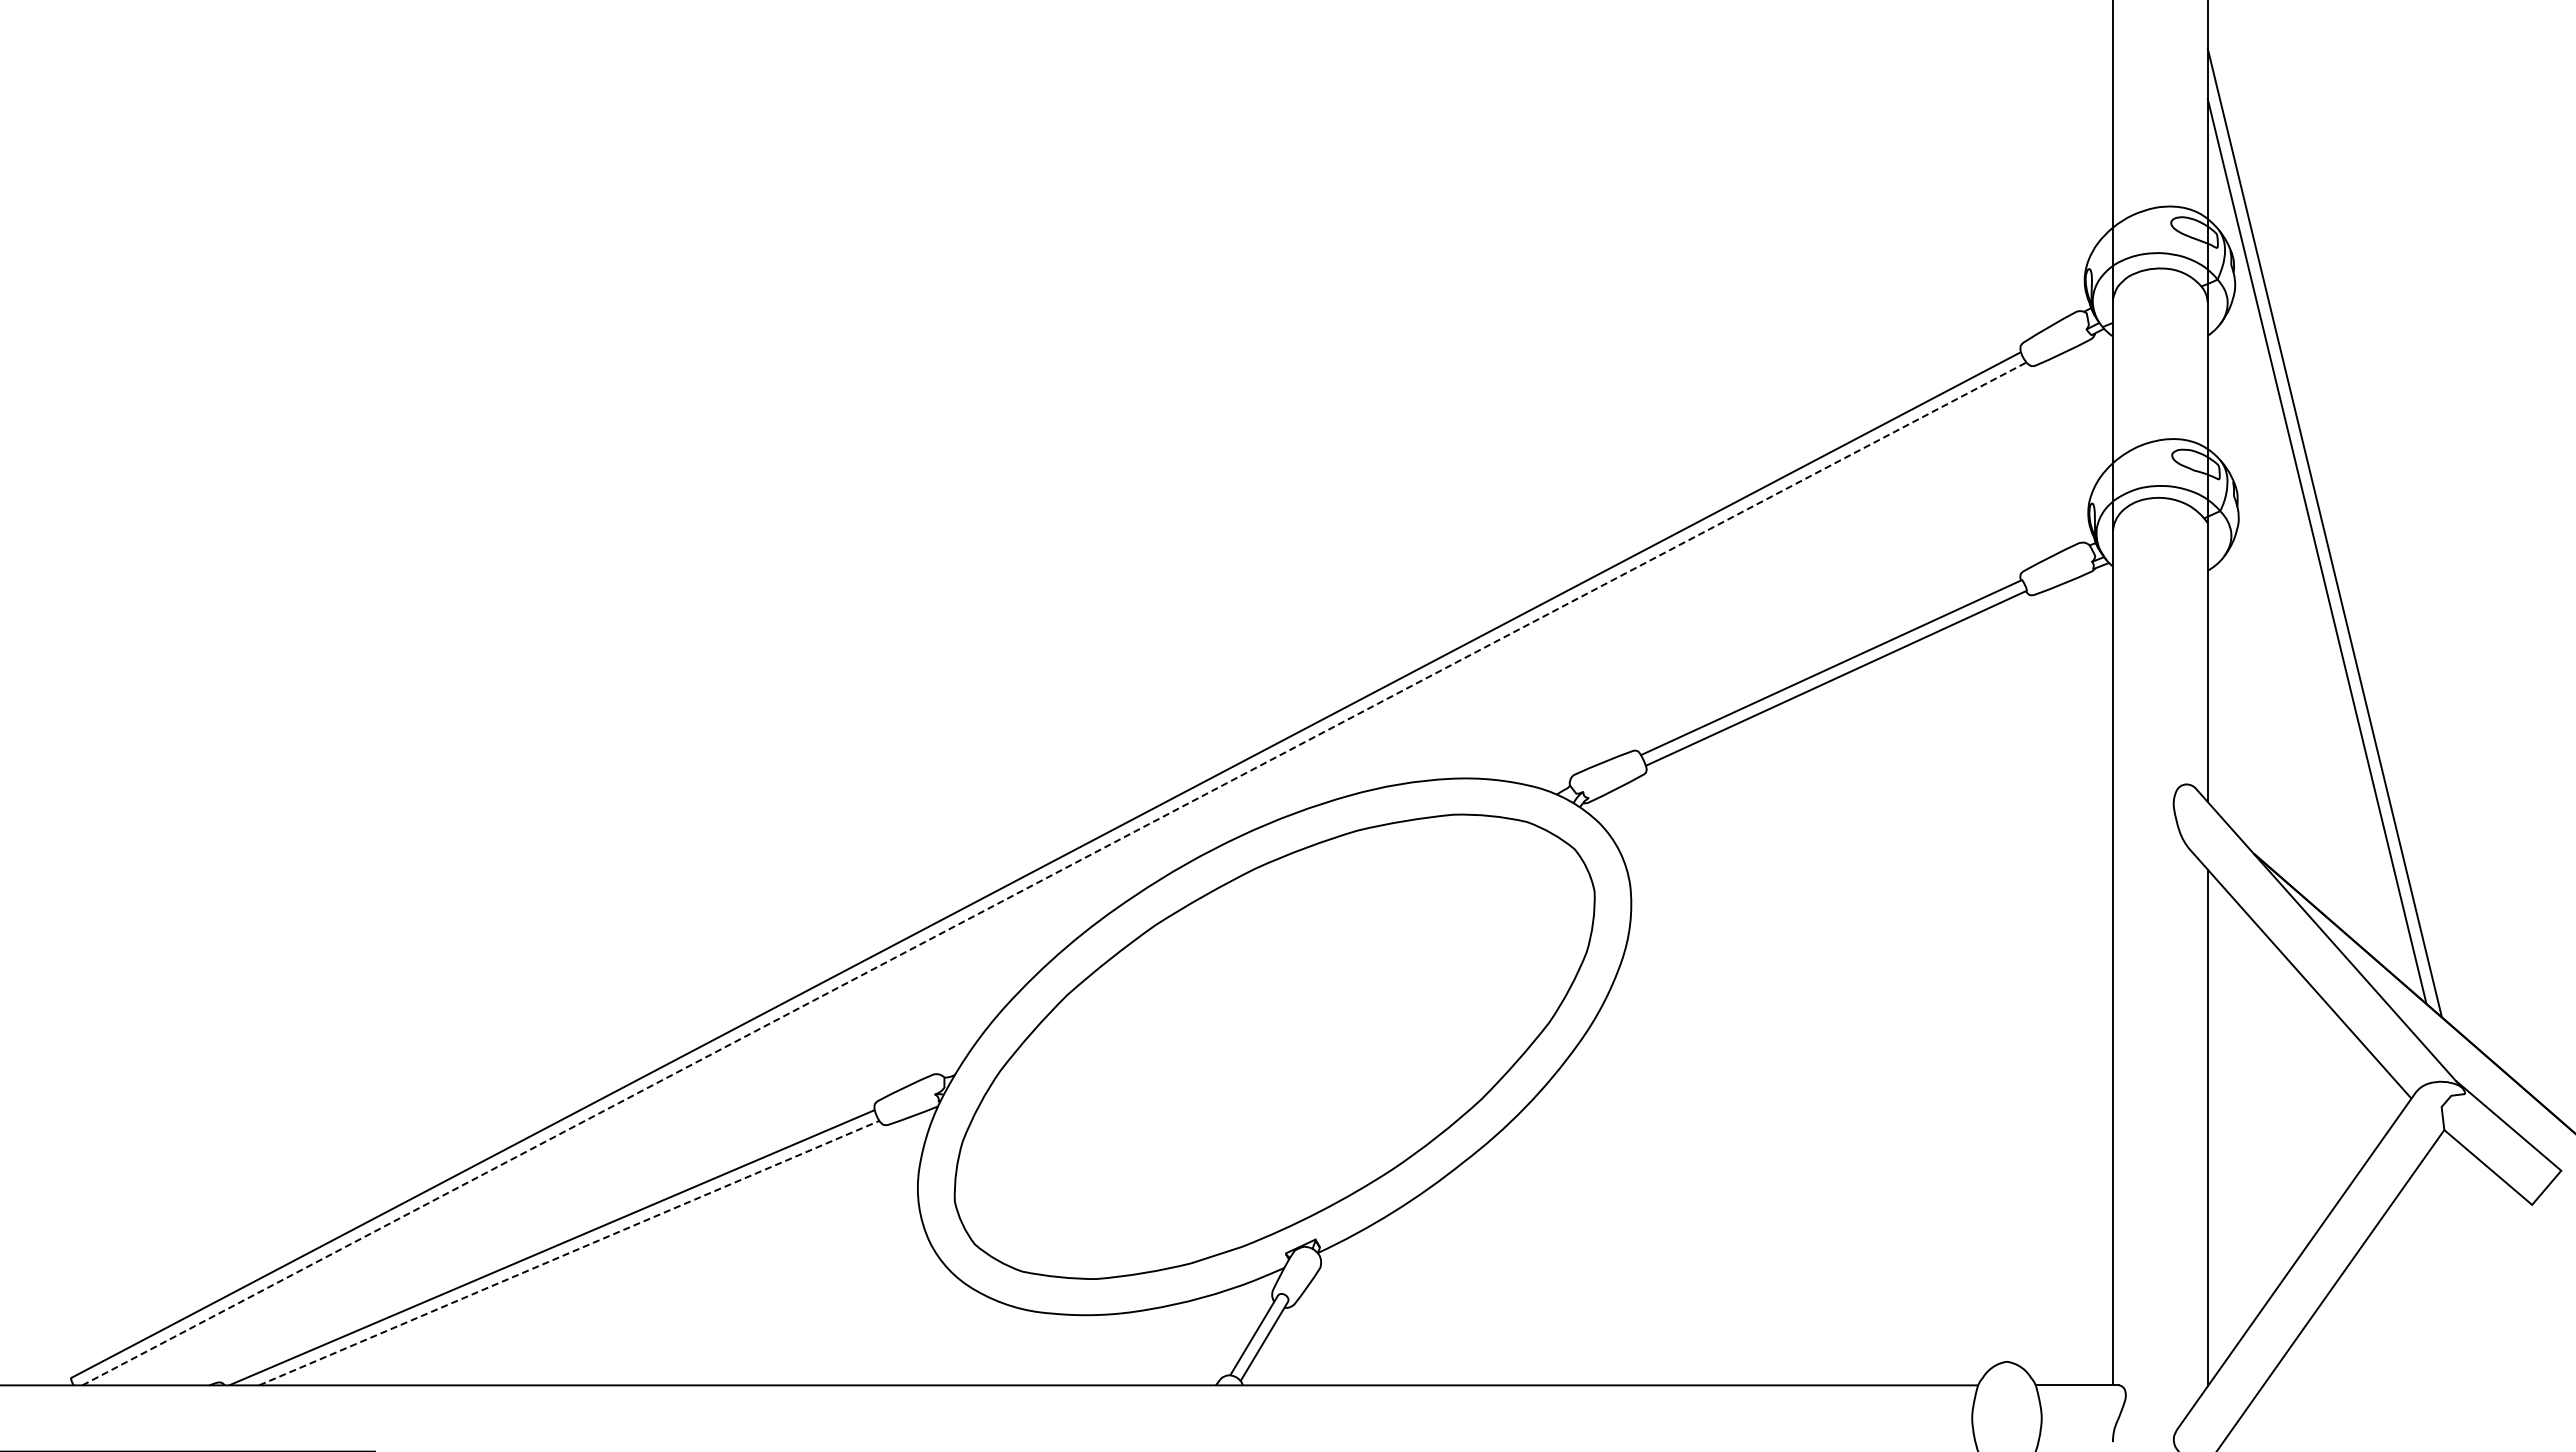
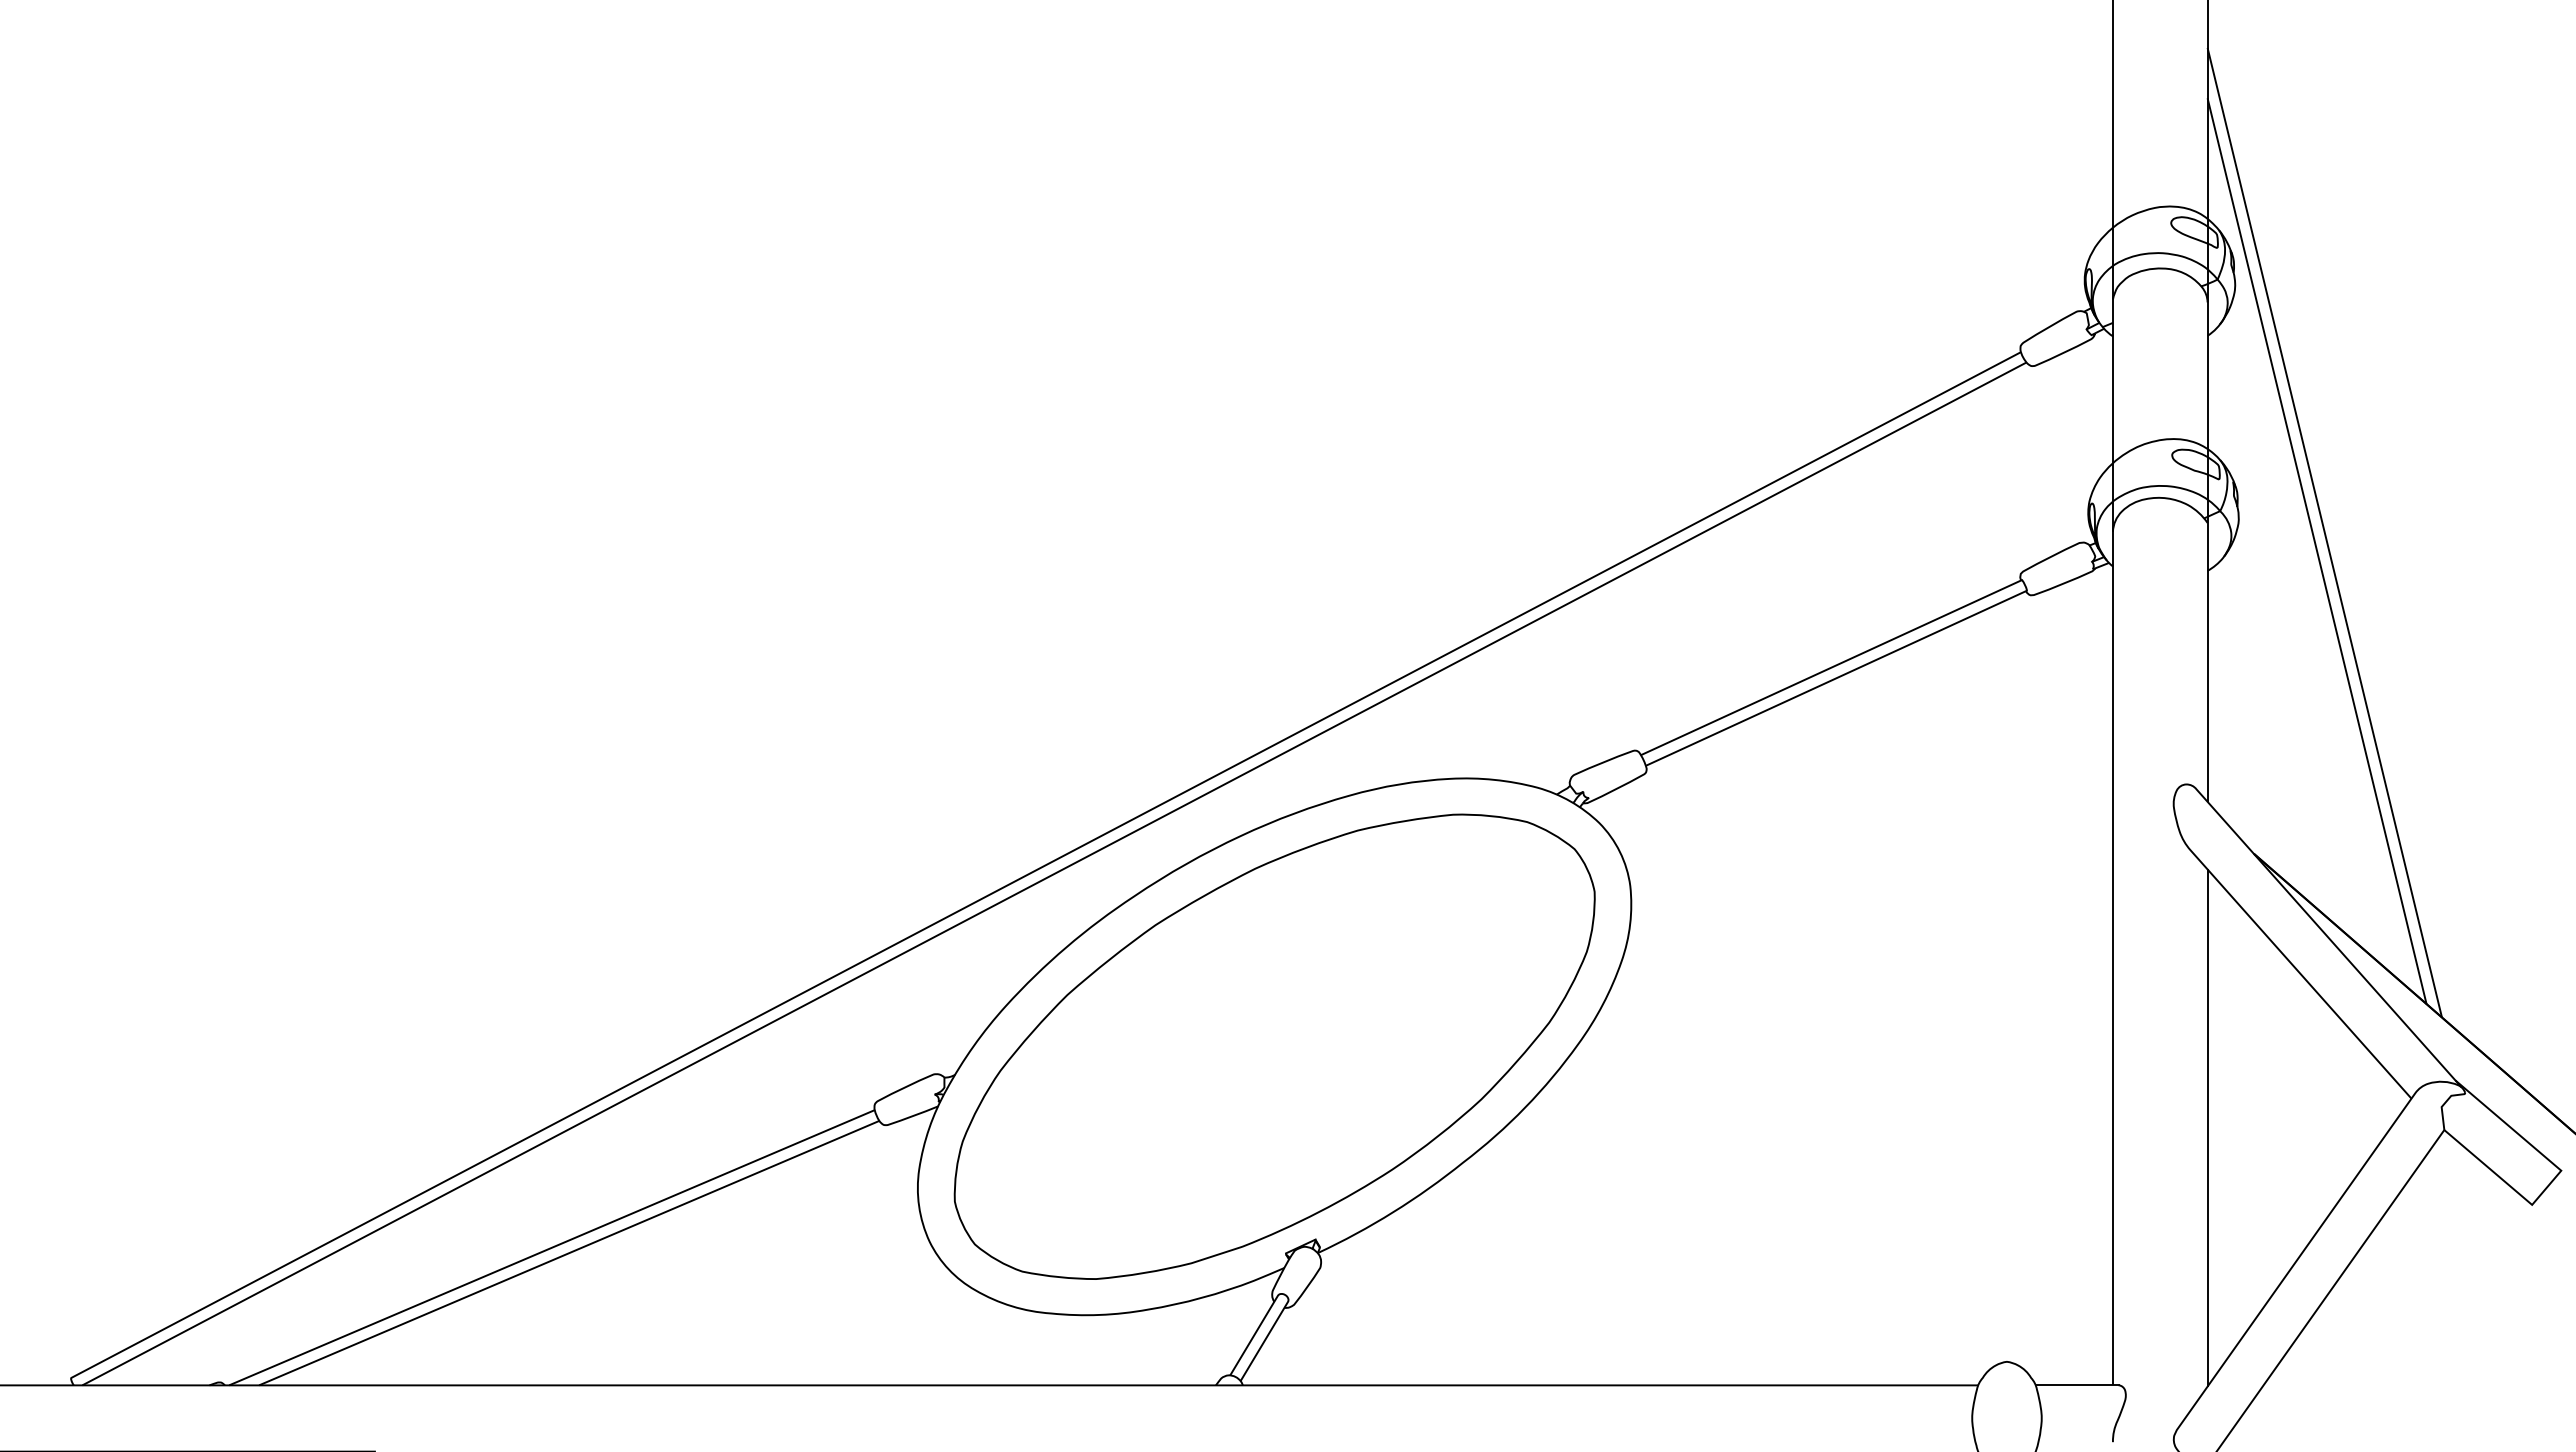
line: dashed -> solid (1054, 873)
line: dashed -> solid (569, 1252)
